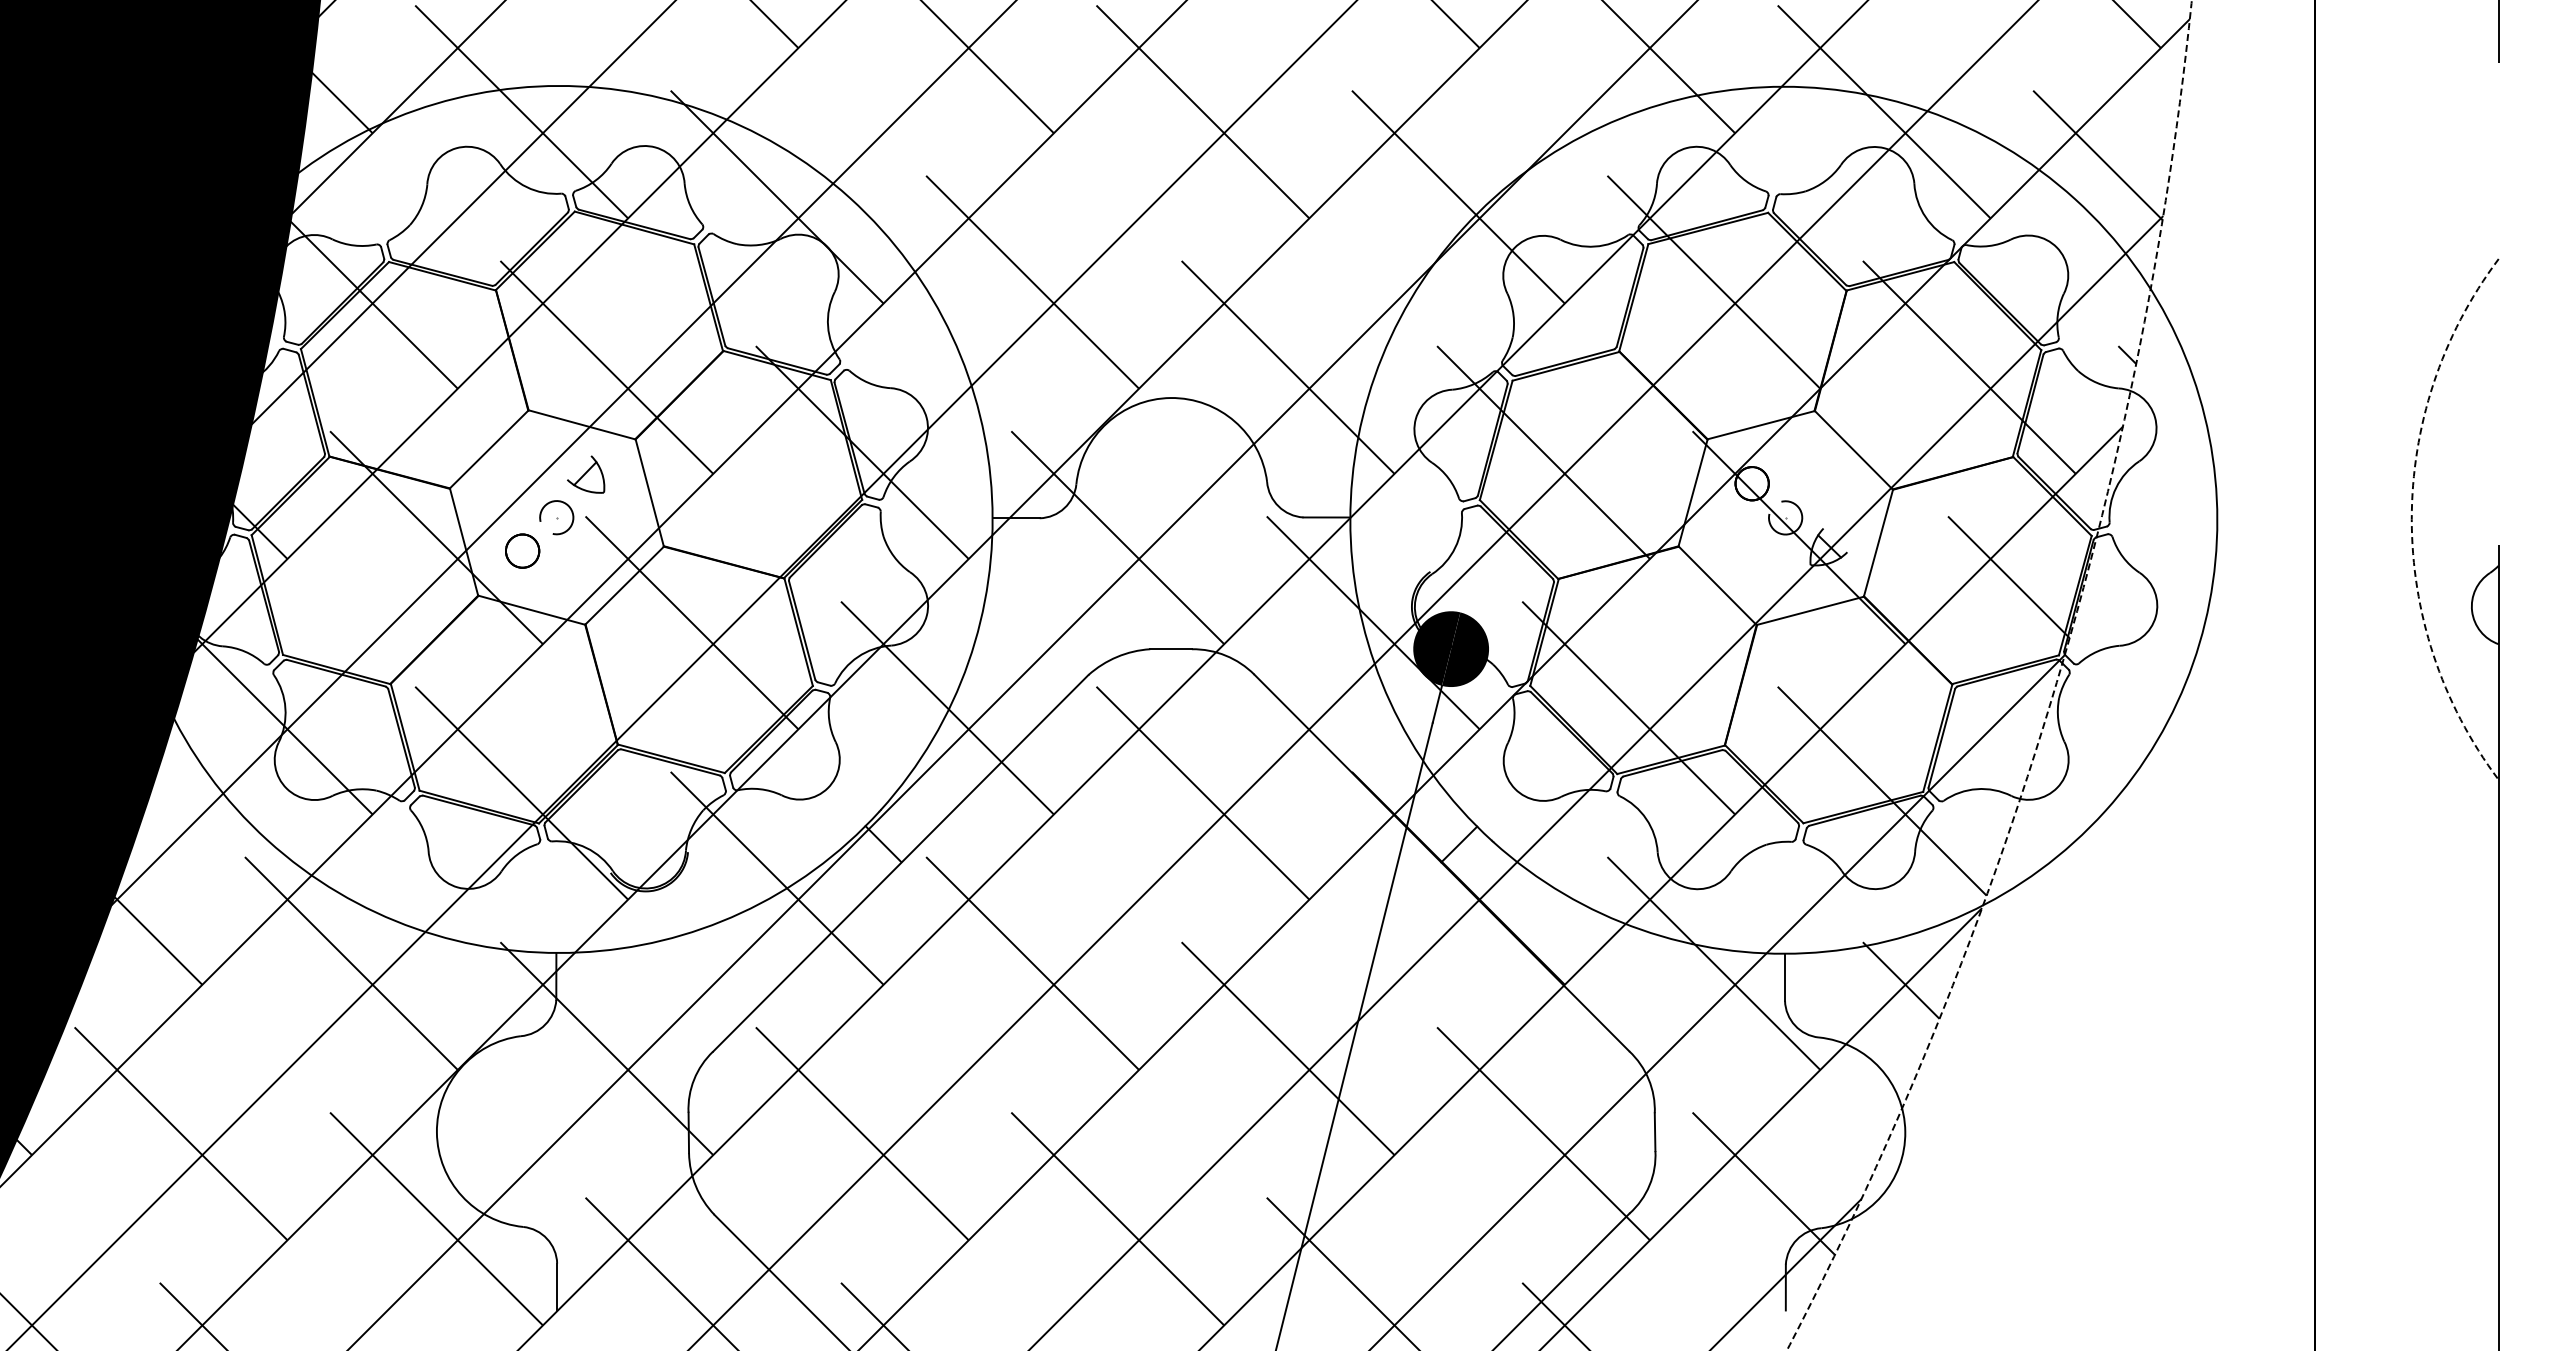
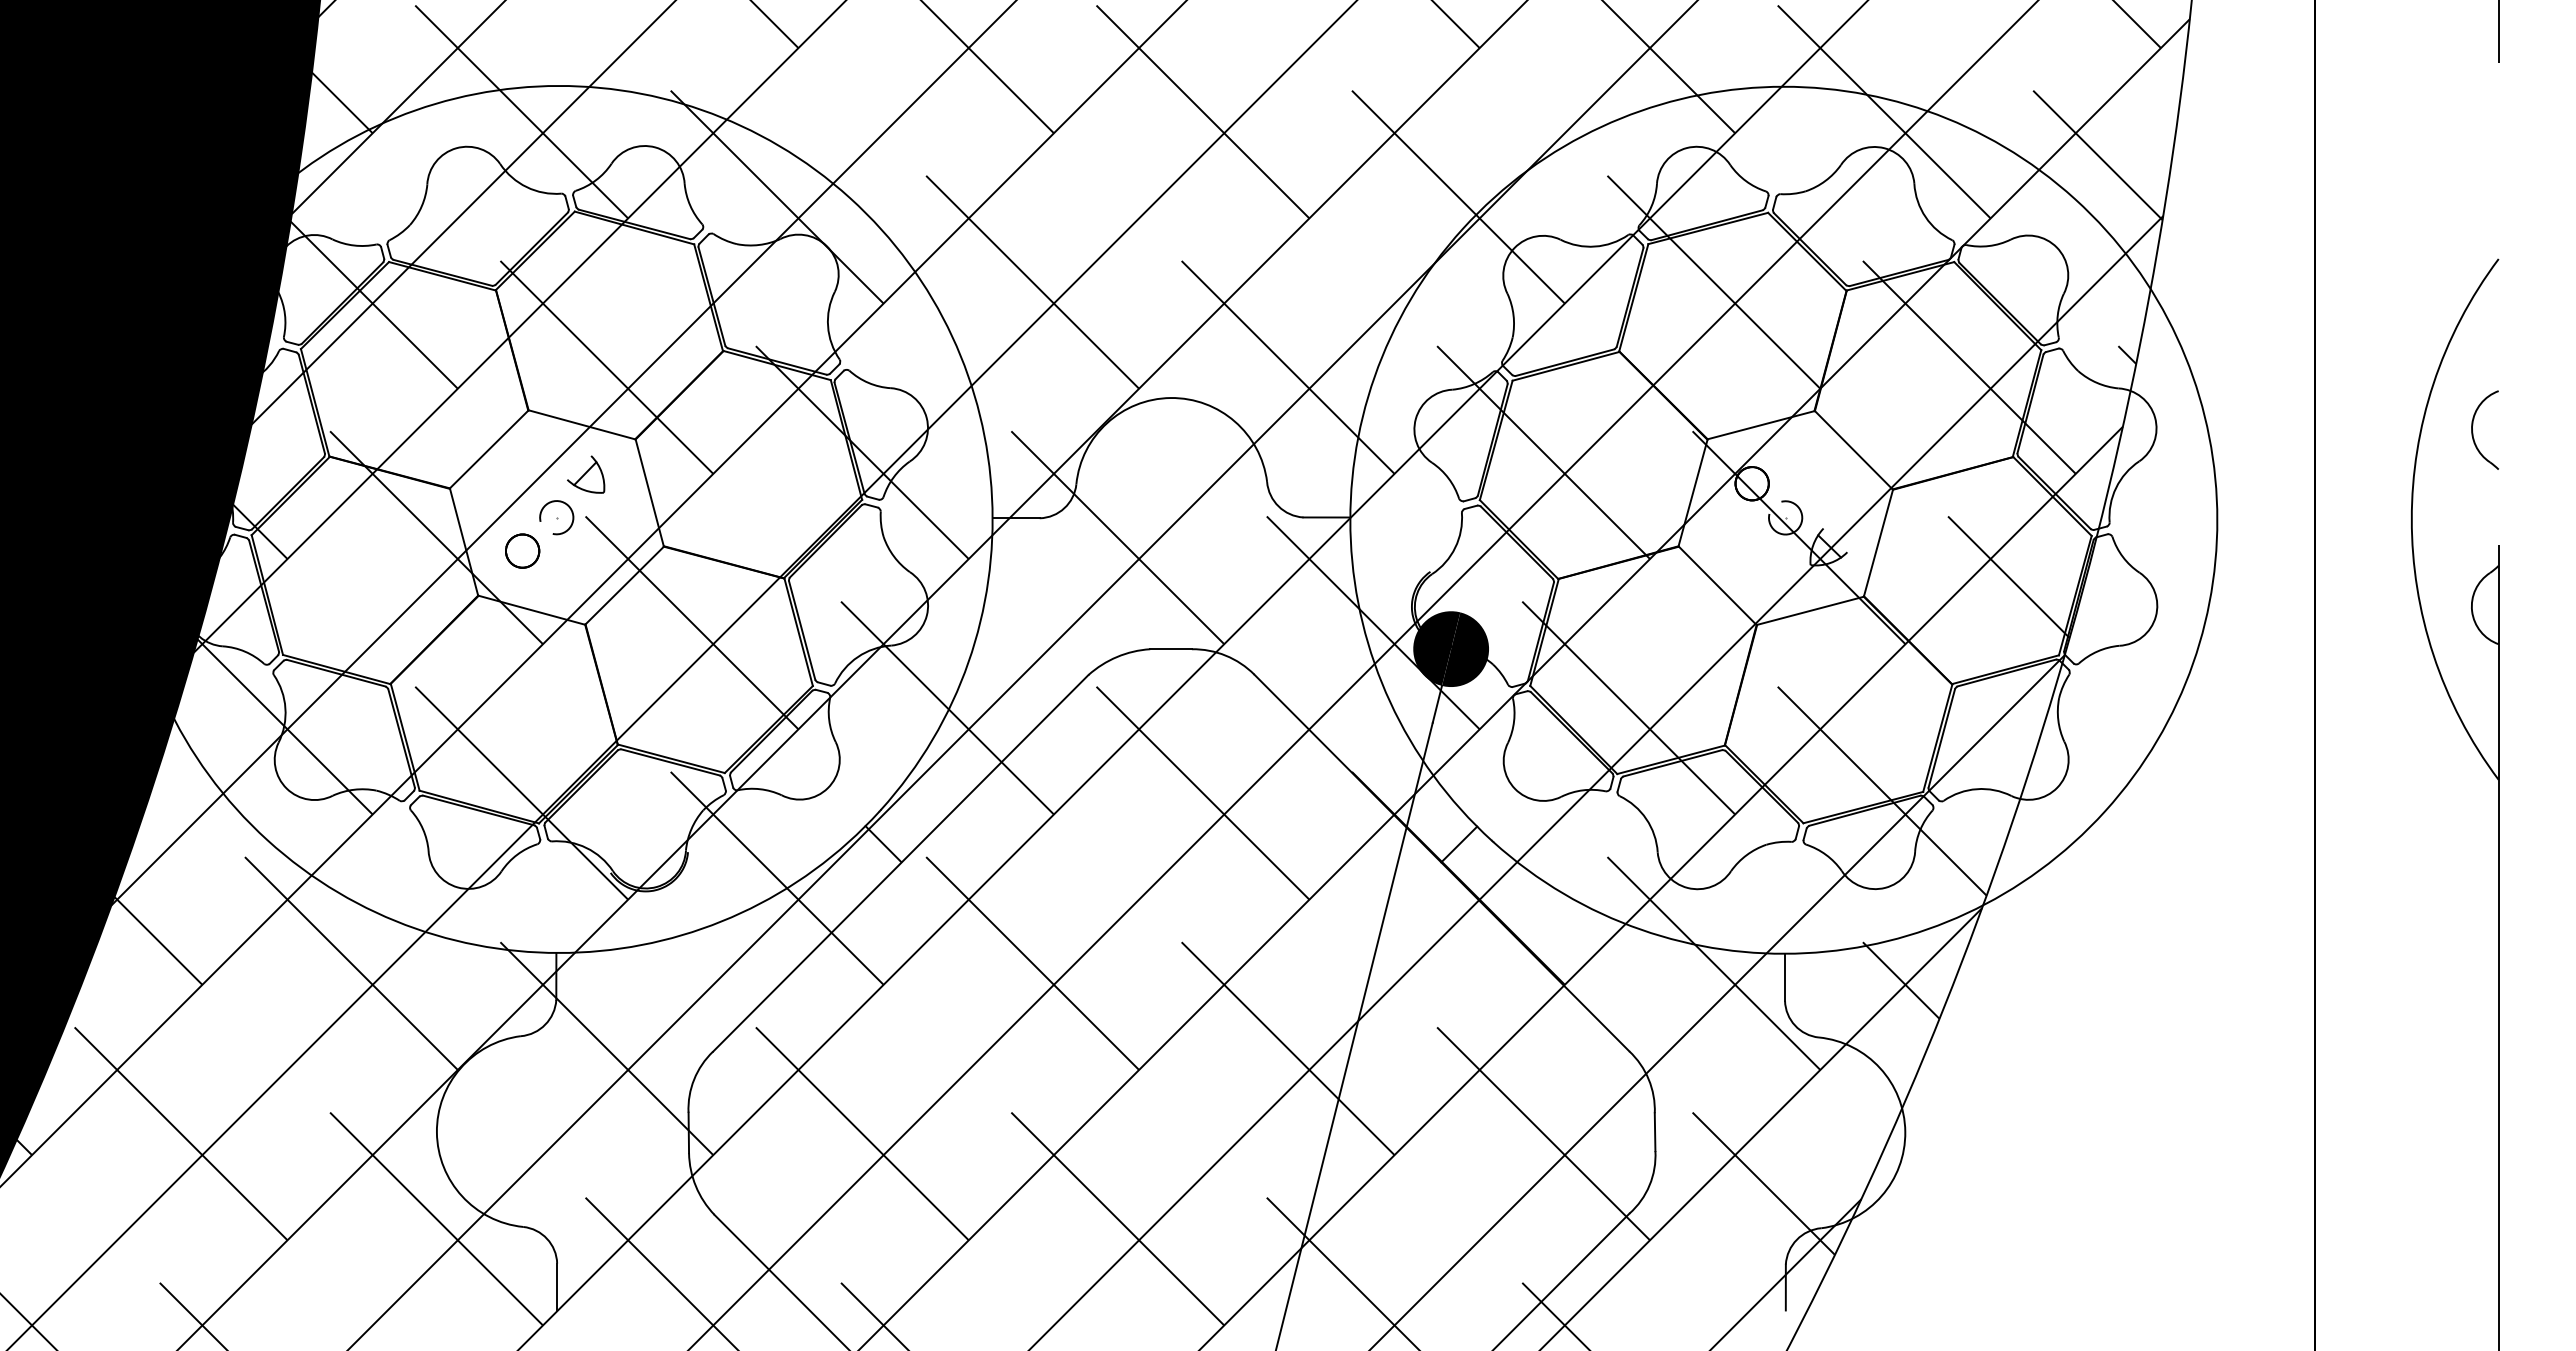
part: none -> present (2473, 432)
arc: dashed -> solid (2411, 519)
arc: dashed -> solid (2053, 694)
